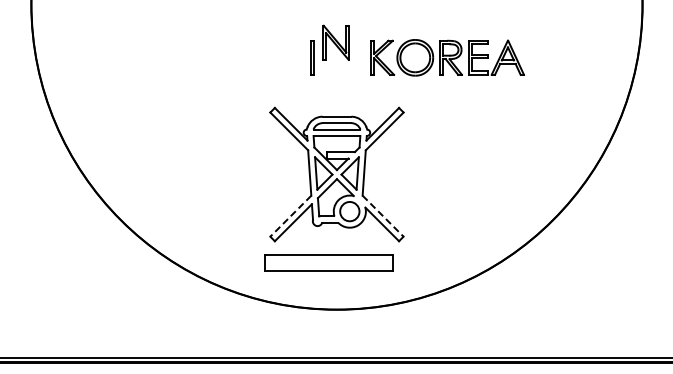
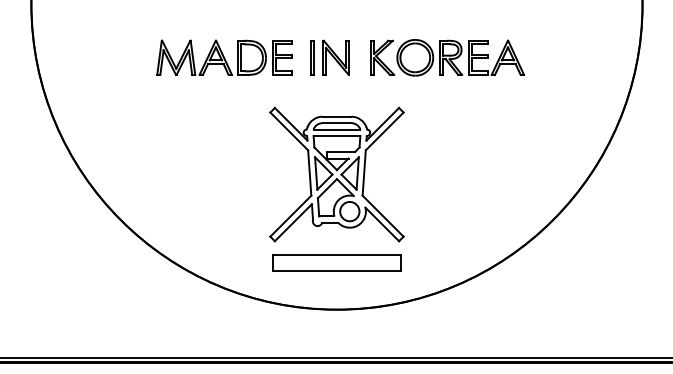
part position: (335, 42) -> (335, 57) (335, 57)
part: none -> present (224, 57)
line: dashed -> solid (290, 216)
line: dashed -> solid (383, 216)
part position: (328, 262) -> (336, 262) (336, 262)
